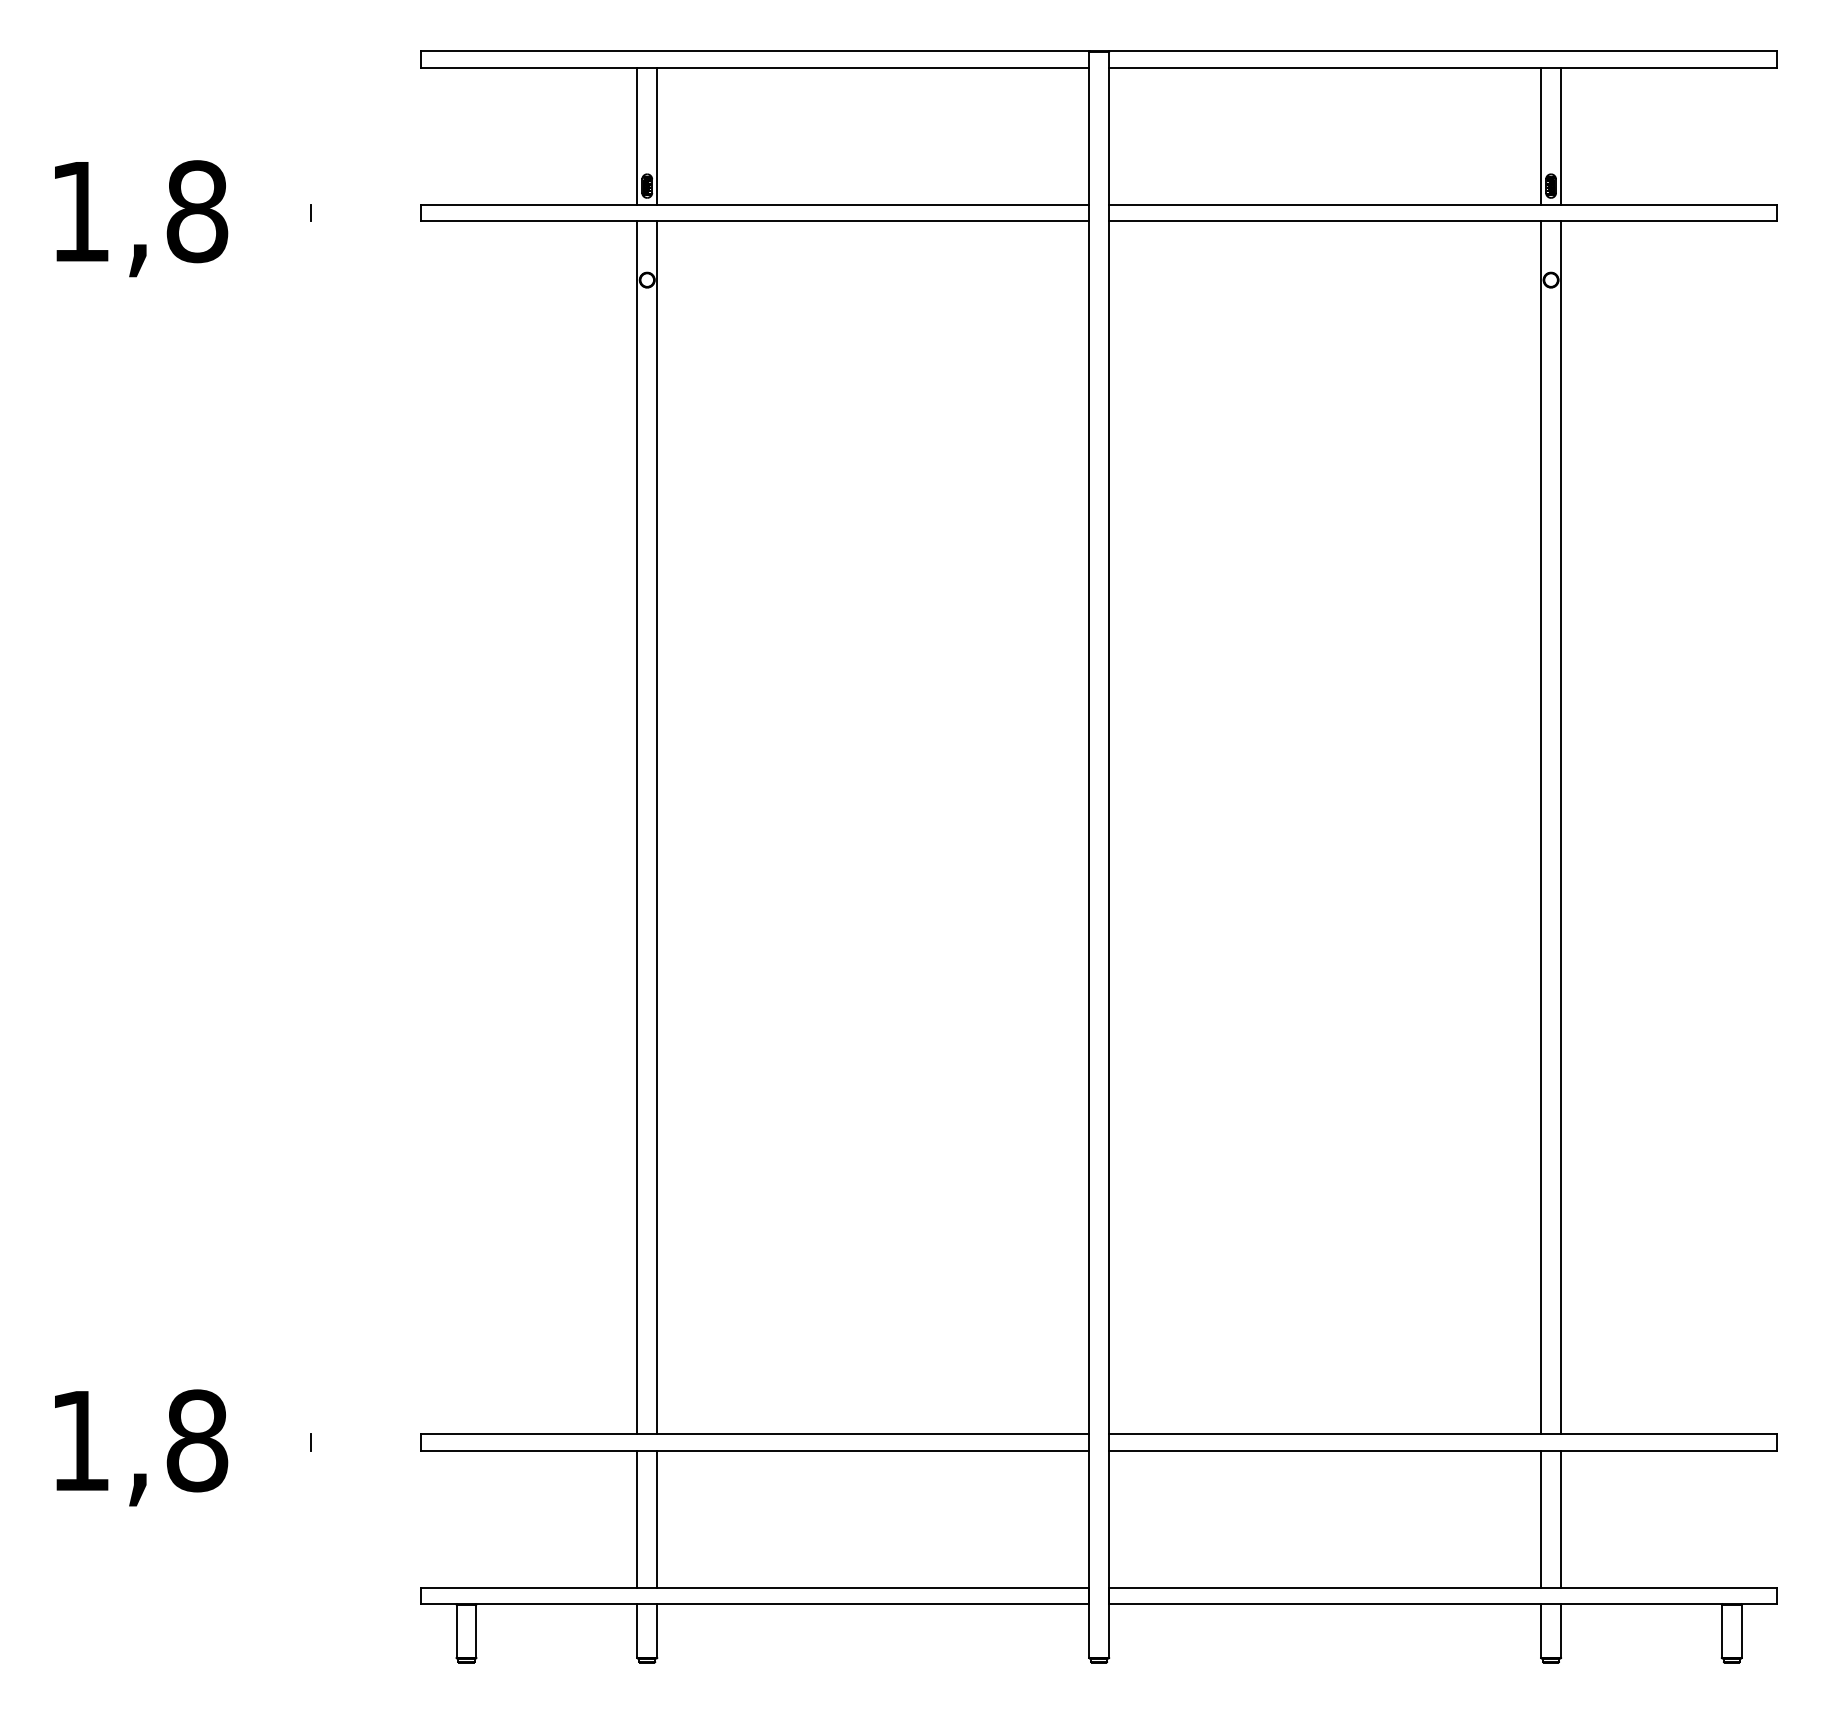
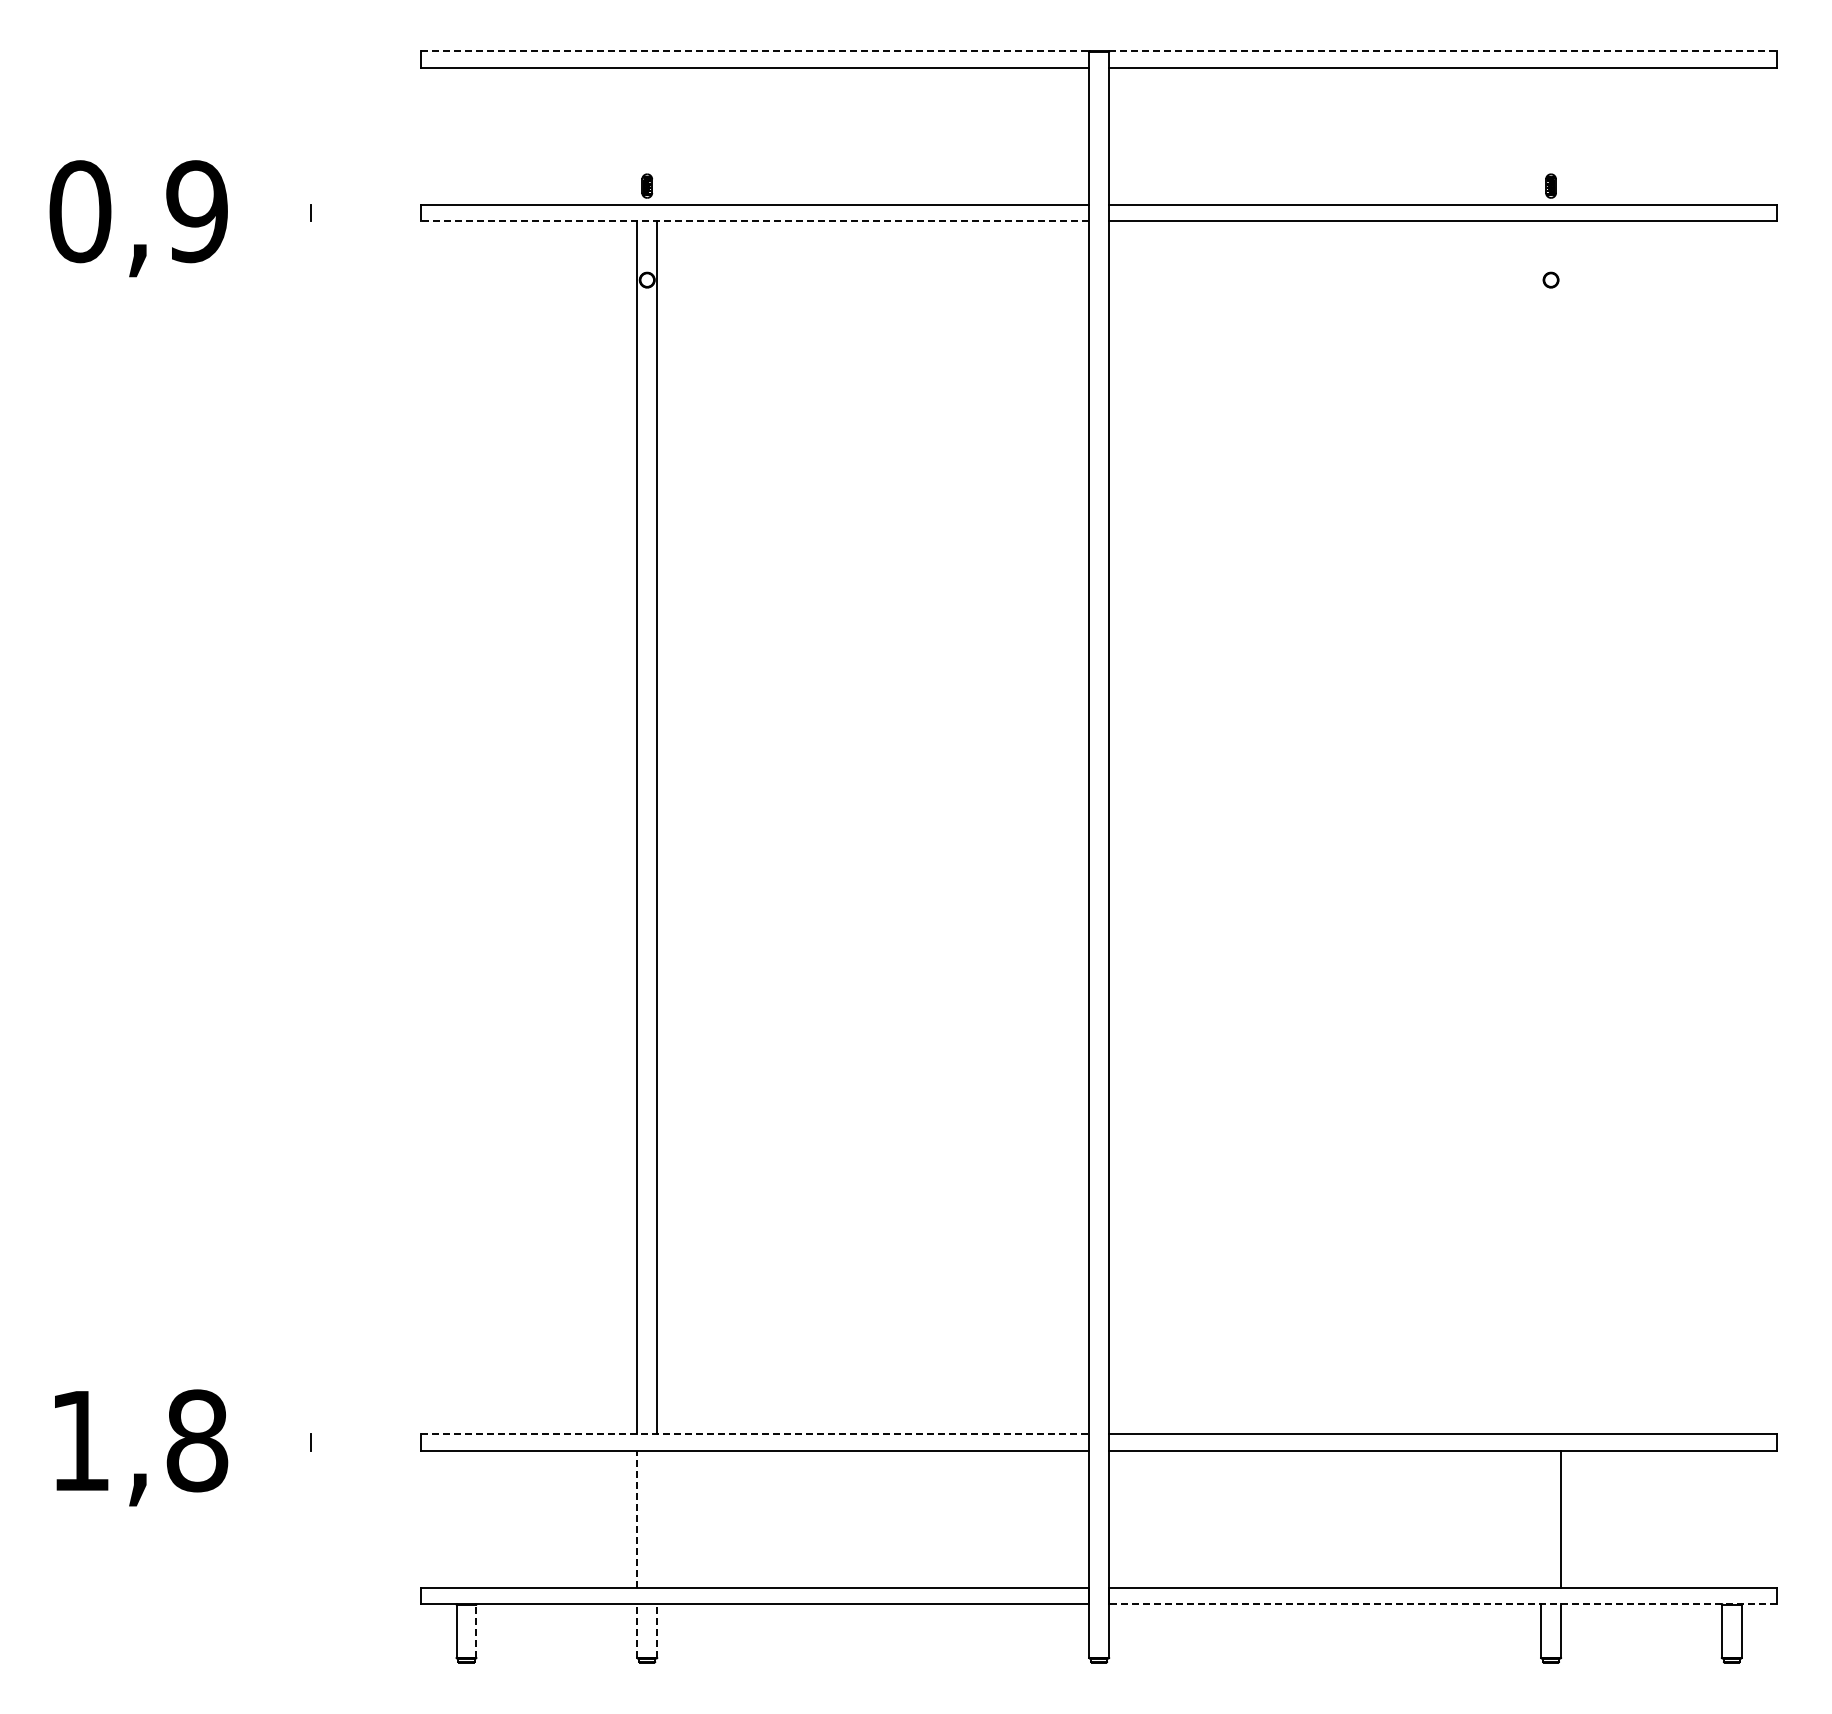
line: solid -> dashed (755, 51)
line: solid -> dashed (1443, 51)
line: present -> none (637, 136)
line: present -> none (657, 136)
line: present -> none (1541, 136)
line: present -> none (1561, 136)
text: 1,8 -> 0,9 (138, 211)
line: solid -> dashed (755, 221)
line: present -> none (1541, 827)
line: present -> none (1561, 827)
line: solid -> dashed (755, 1434)
line: present -> none (657, 1518)
line: present -> none (1541, 1518)
line: solid -> dashed (637, 1519)
line: solid -> dashed (1443, 1604)
line: solid -> dashed (476, 1631)
line: solid -> dashed (637, 1631)
line: solid -> dashed (657, 1631)
